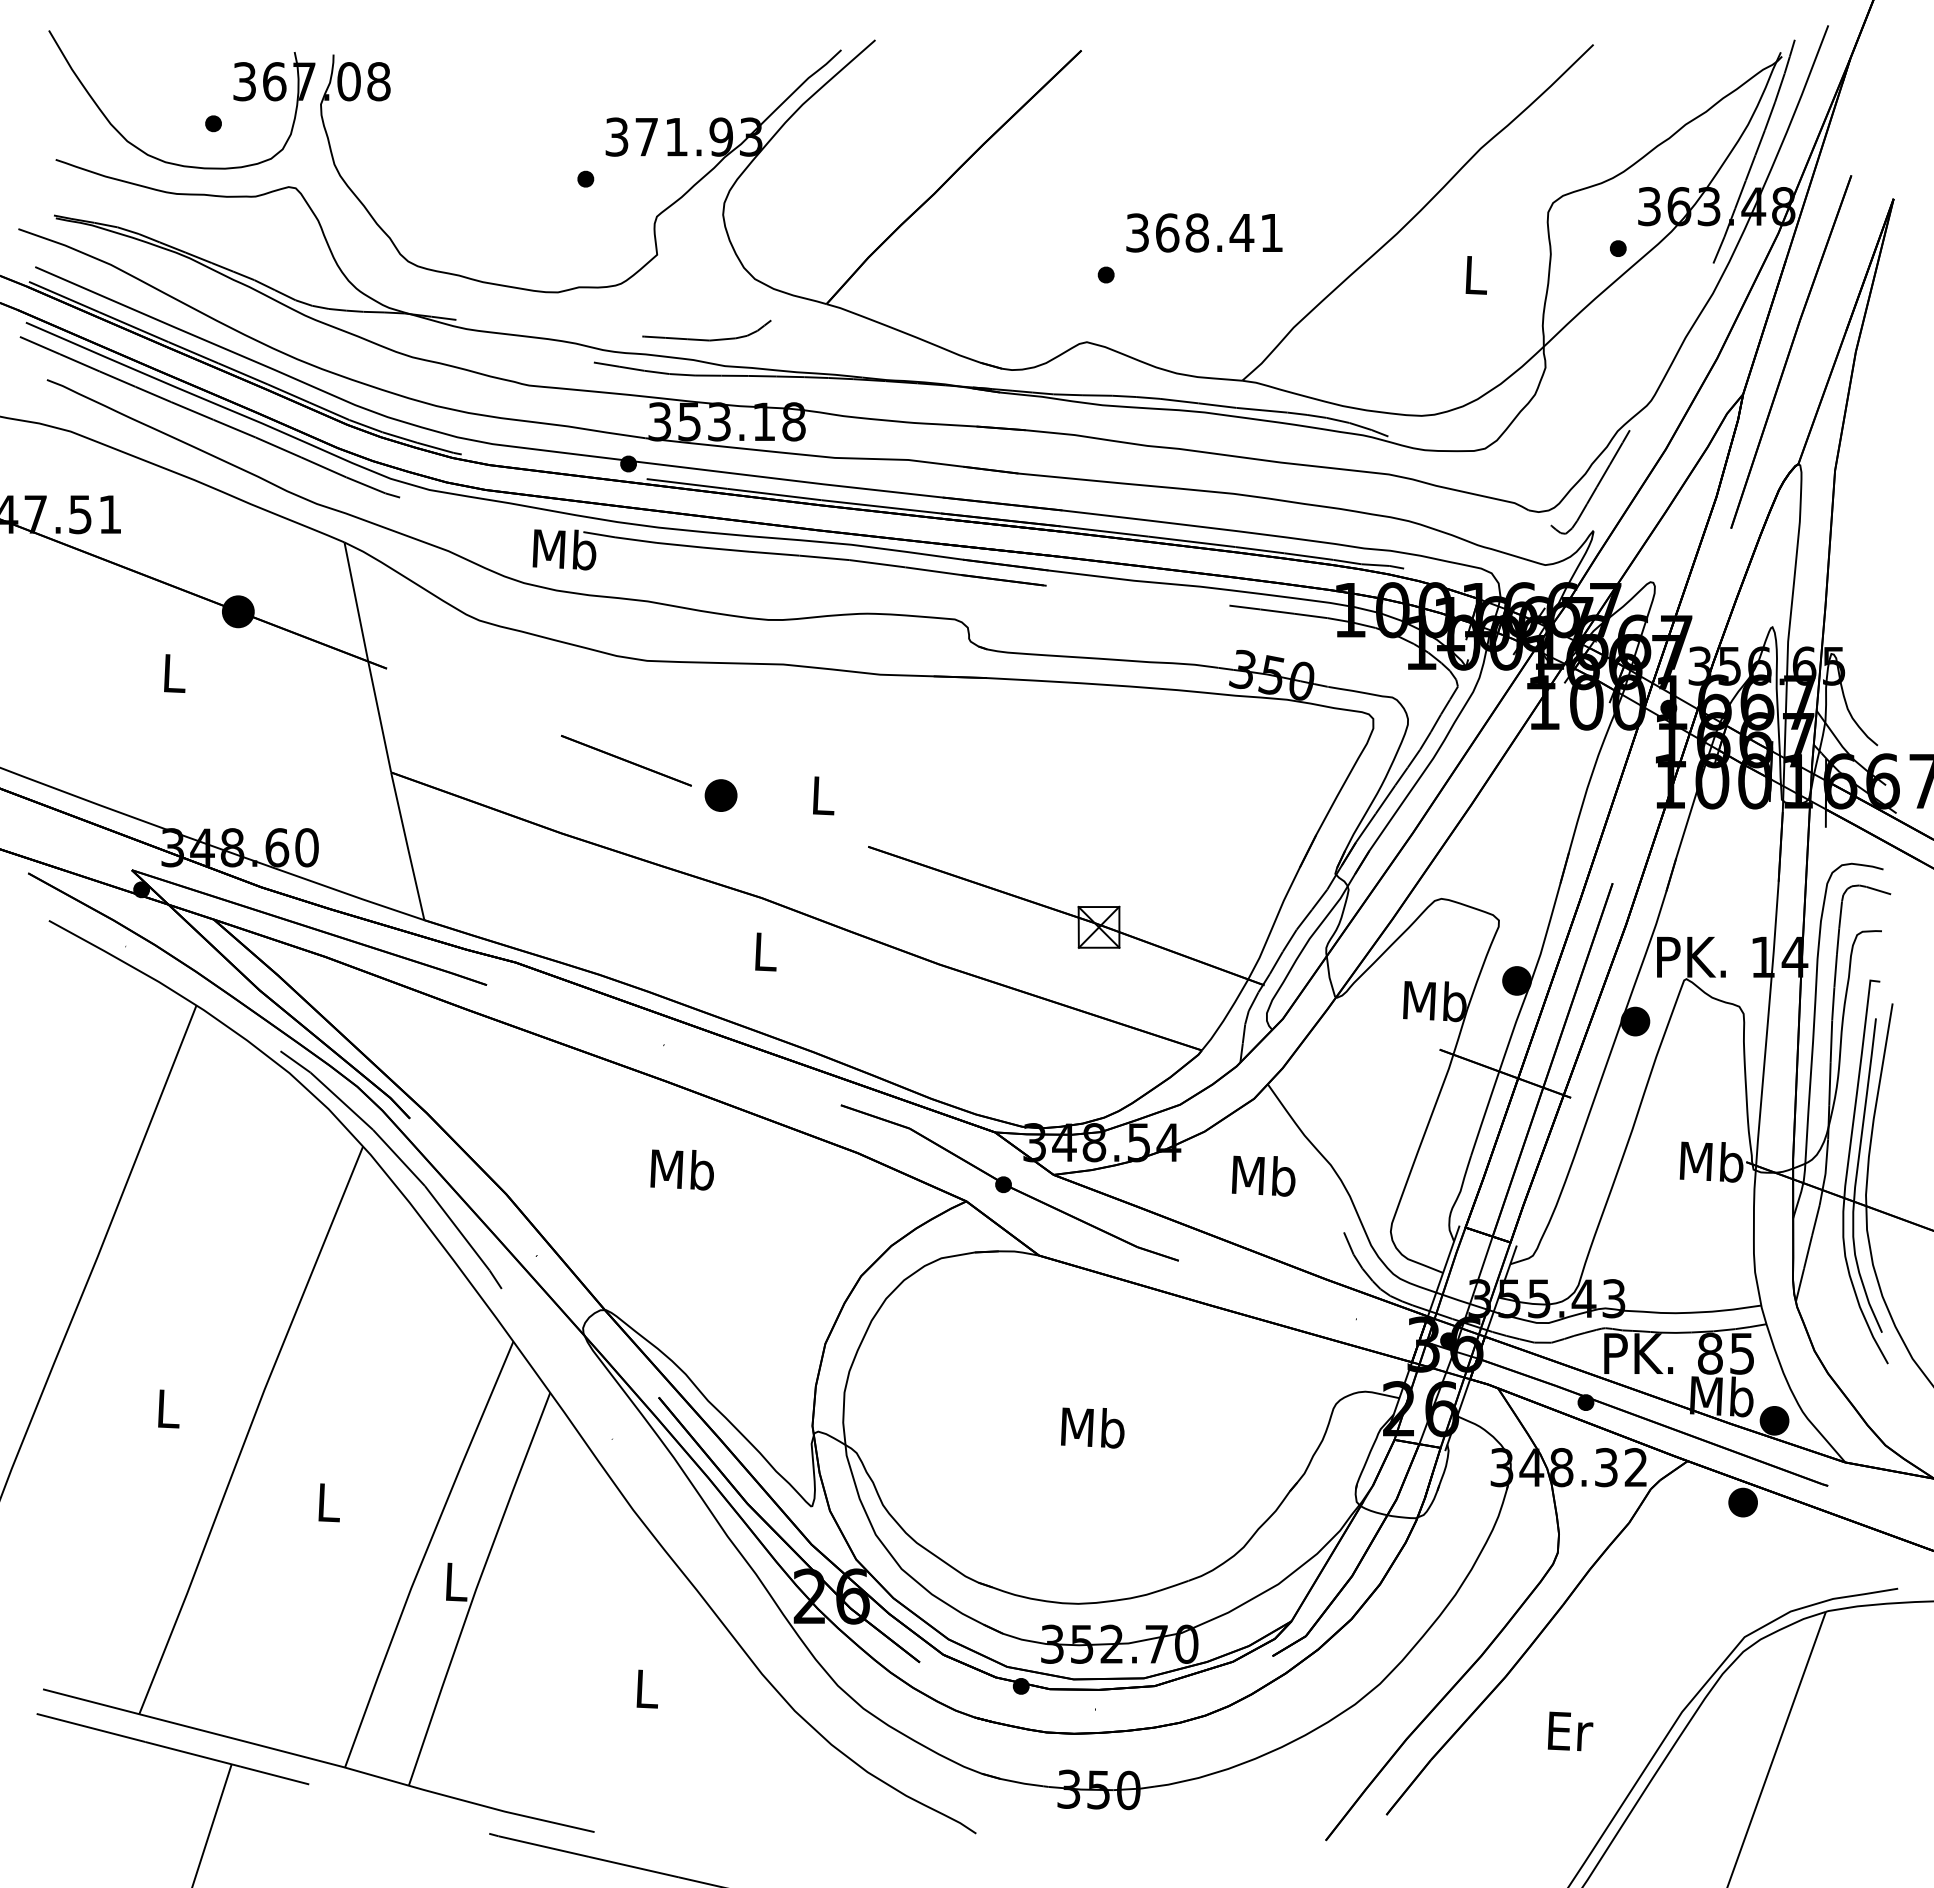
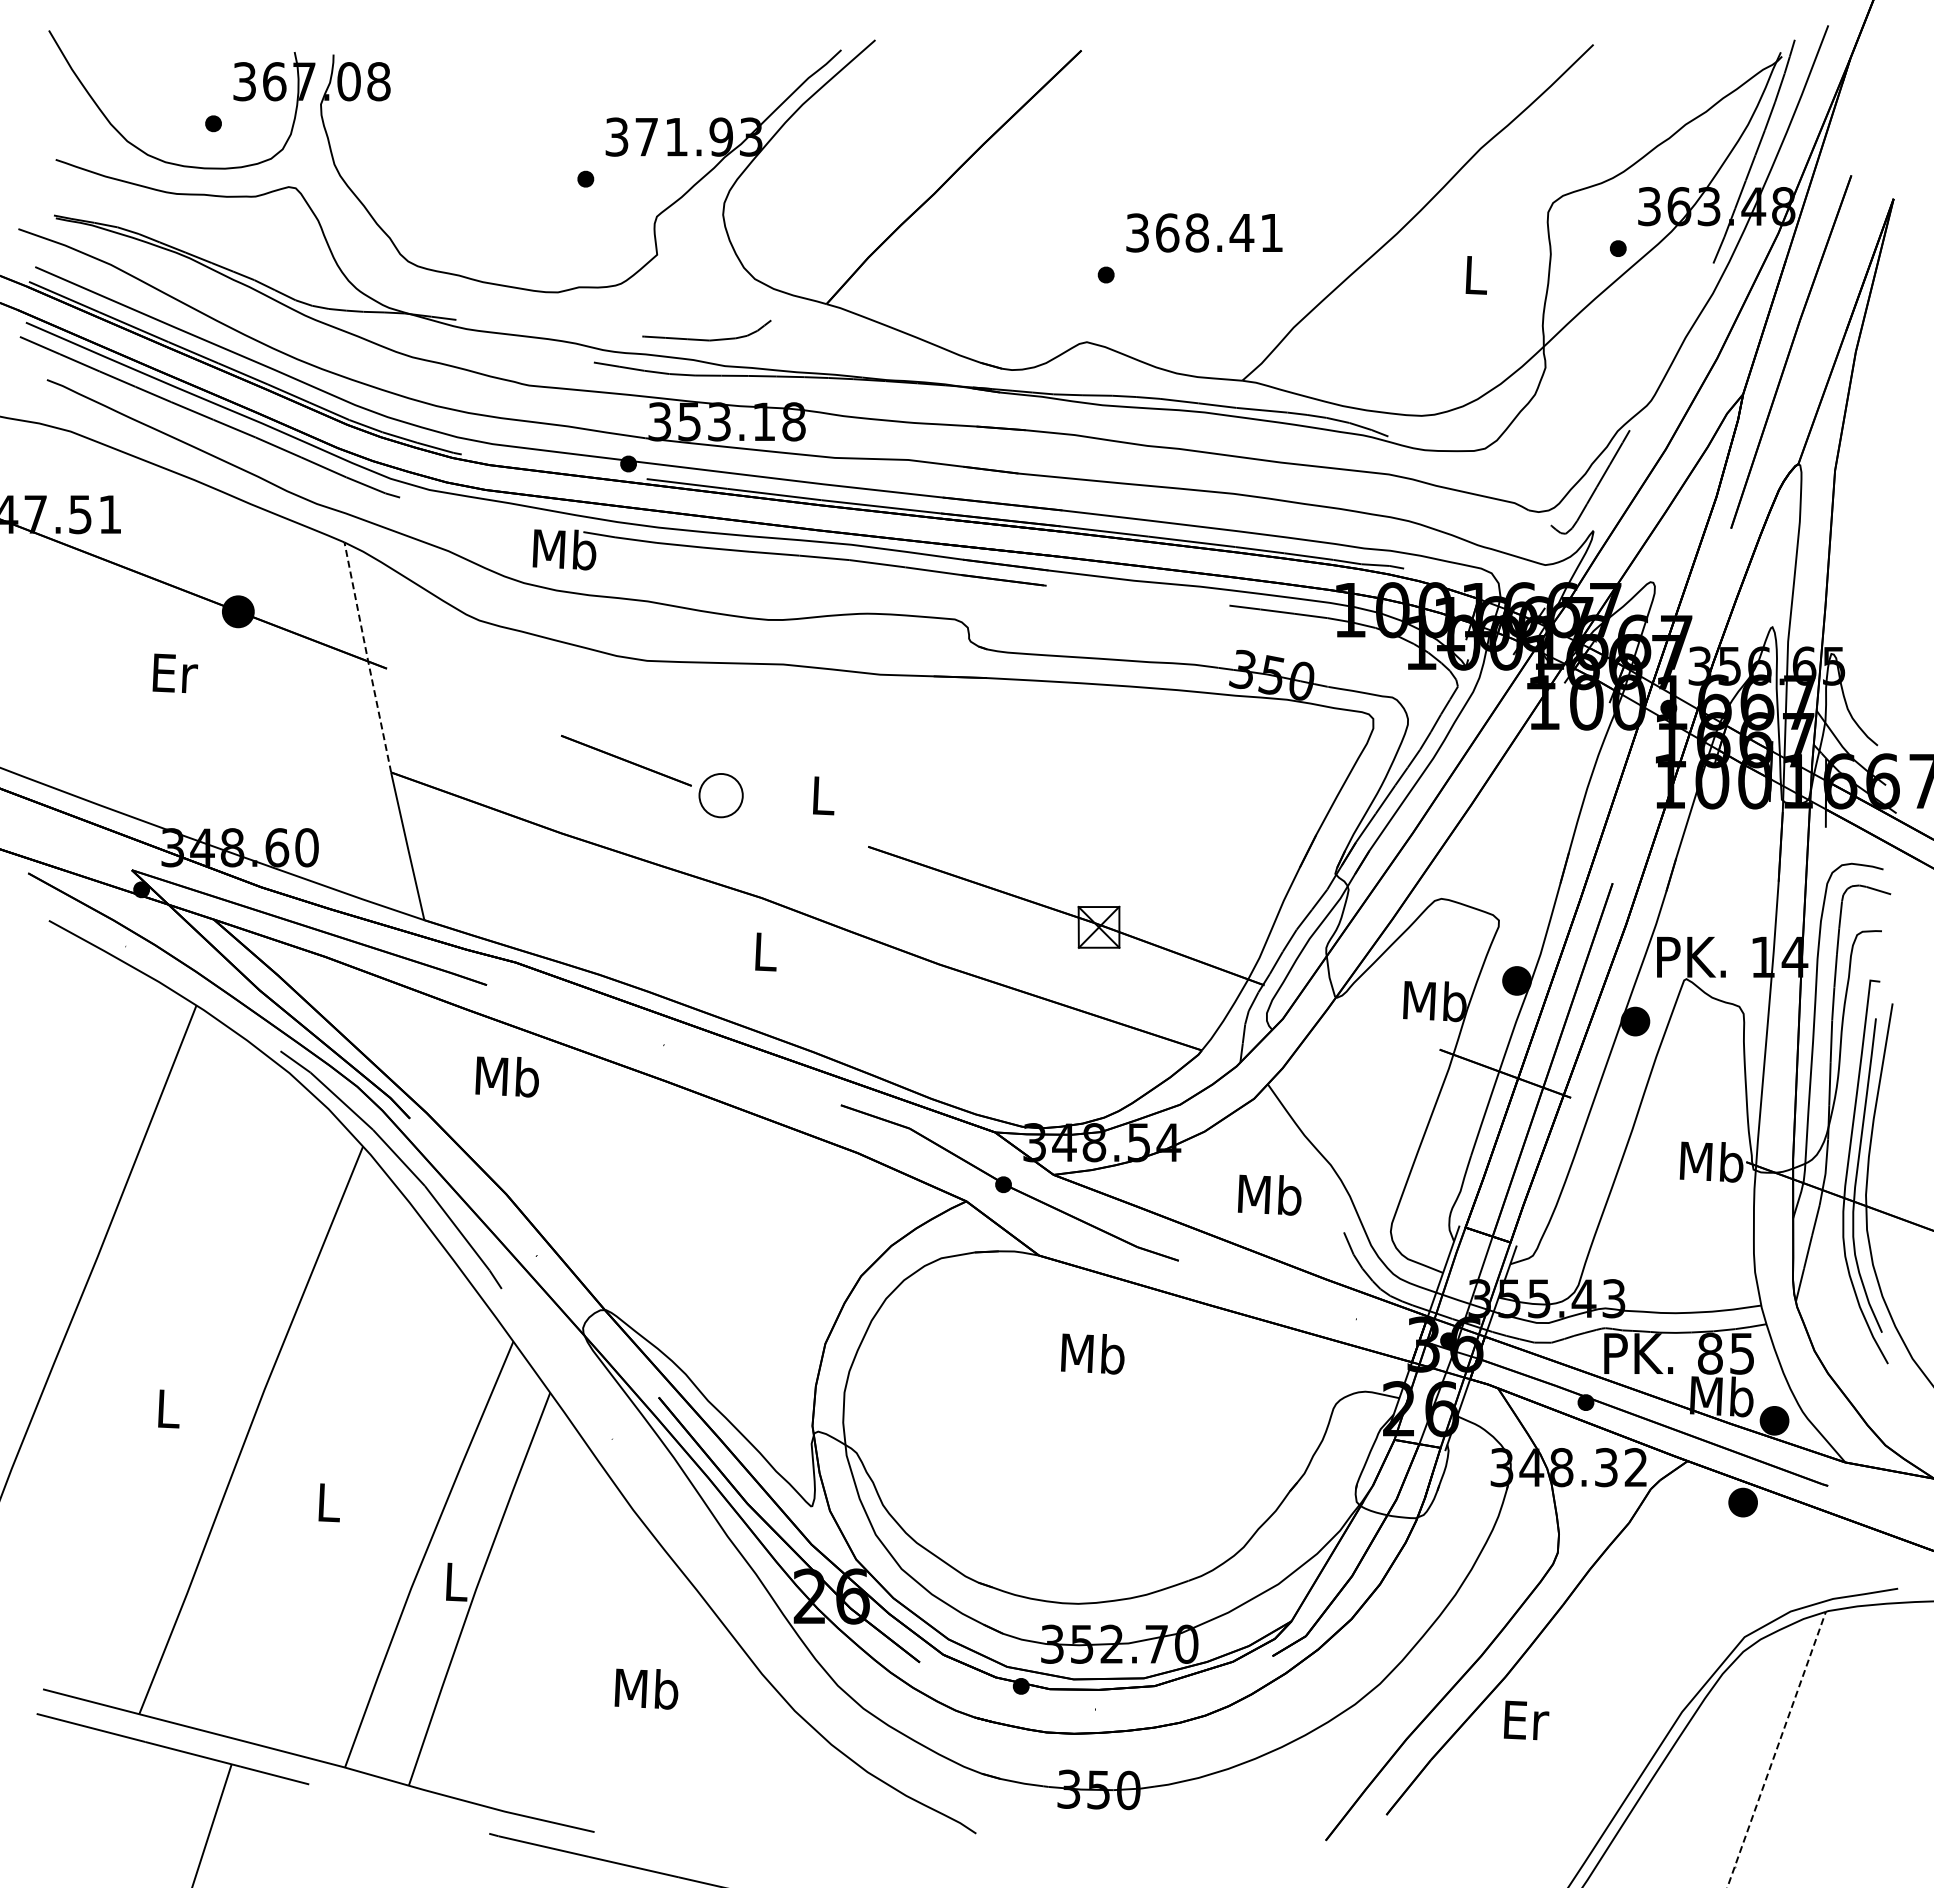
line: solid -> dashed (367, 657)
text: L -> Er (175, 672)
part size: 34x33 px -> 46x46 px (720, 795)
text position: (681, 1169) -> (506, 1076) (506, 1076)
text position: (1263, 1175) -> (1269, 1194) (1269, 1194)
text position: (1092, 1427) -> (1092, 1353) (1092, 1353)
text: L -> Mb (646, 1688)
text position: (1570, 1731) -> (1526, 1720) (1526, 1720)
line: solid -> dashed (1776, 1750)
